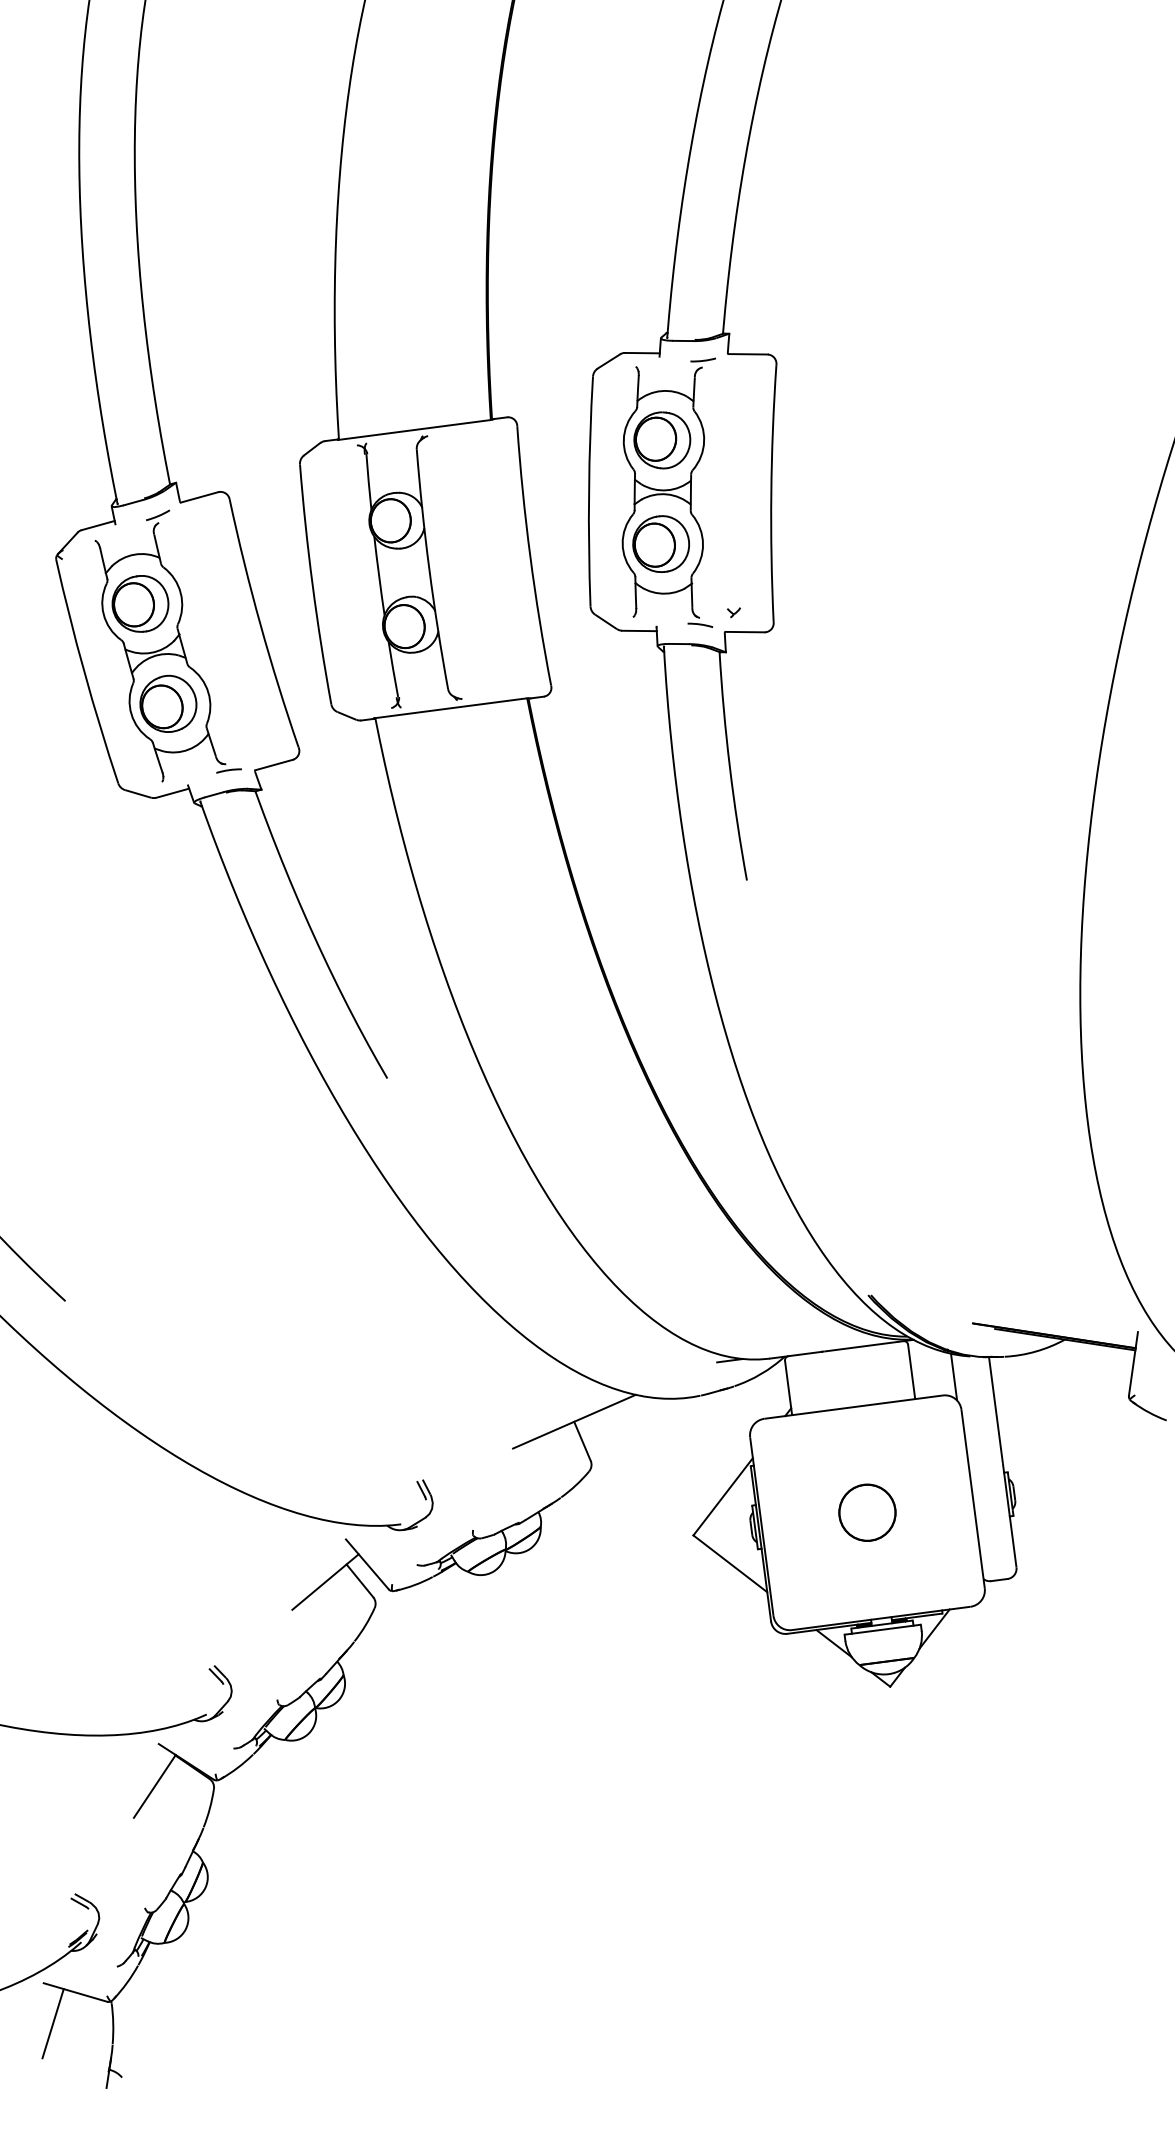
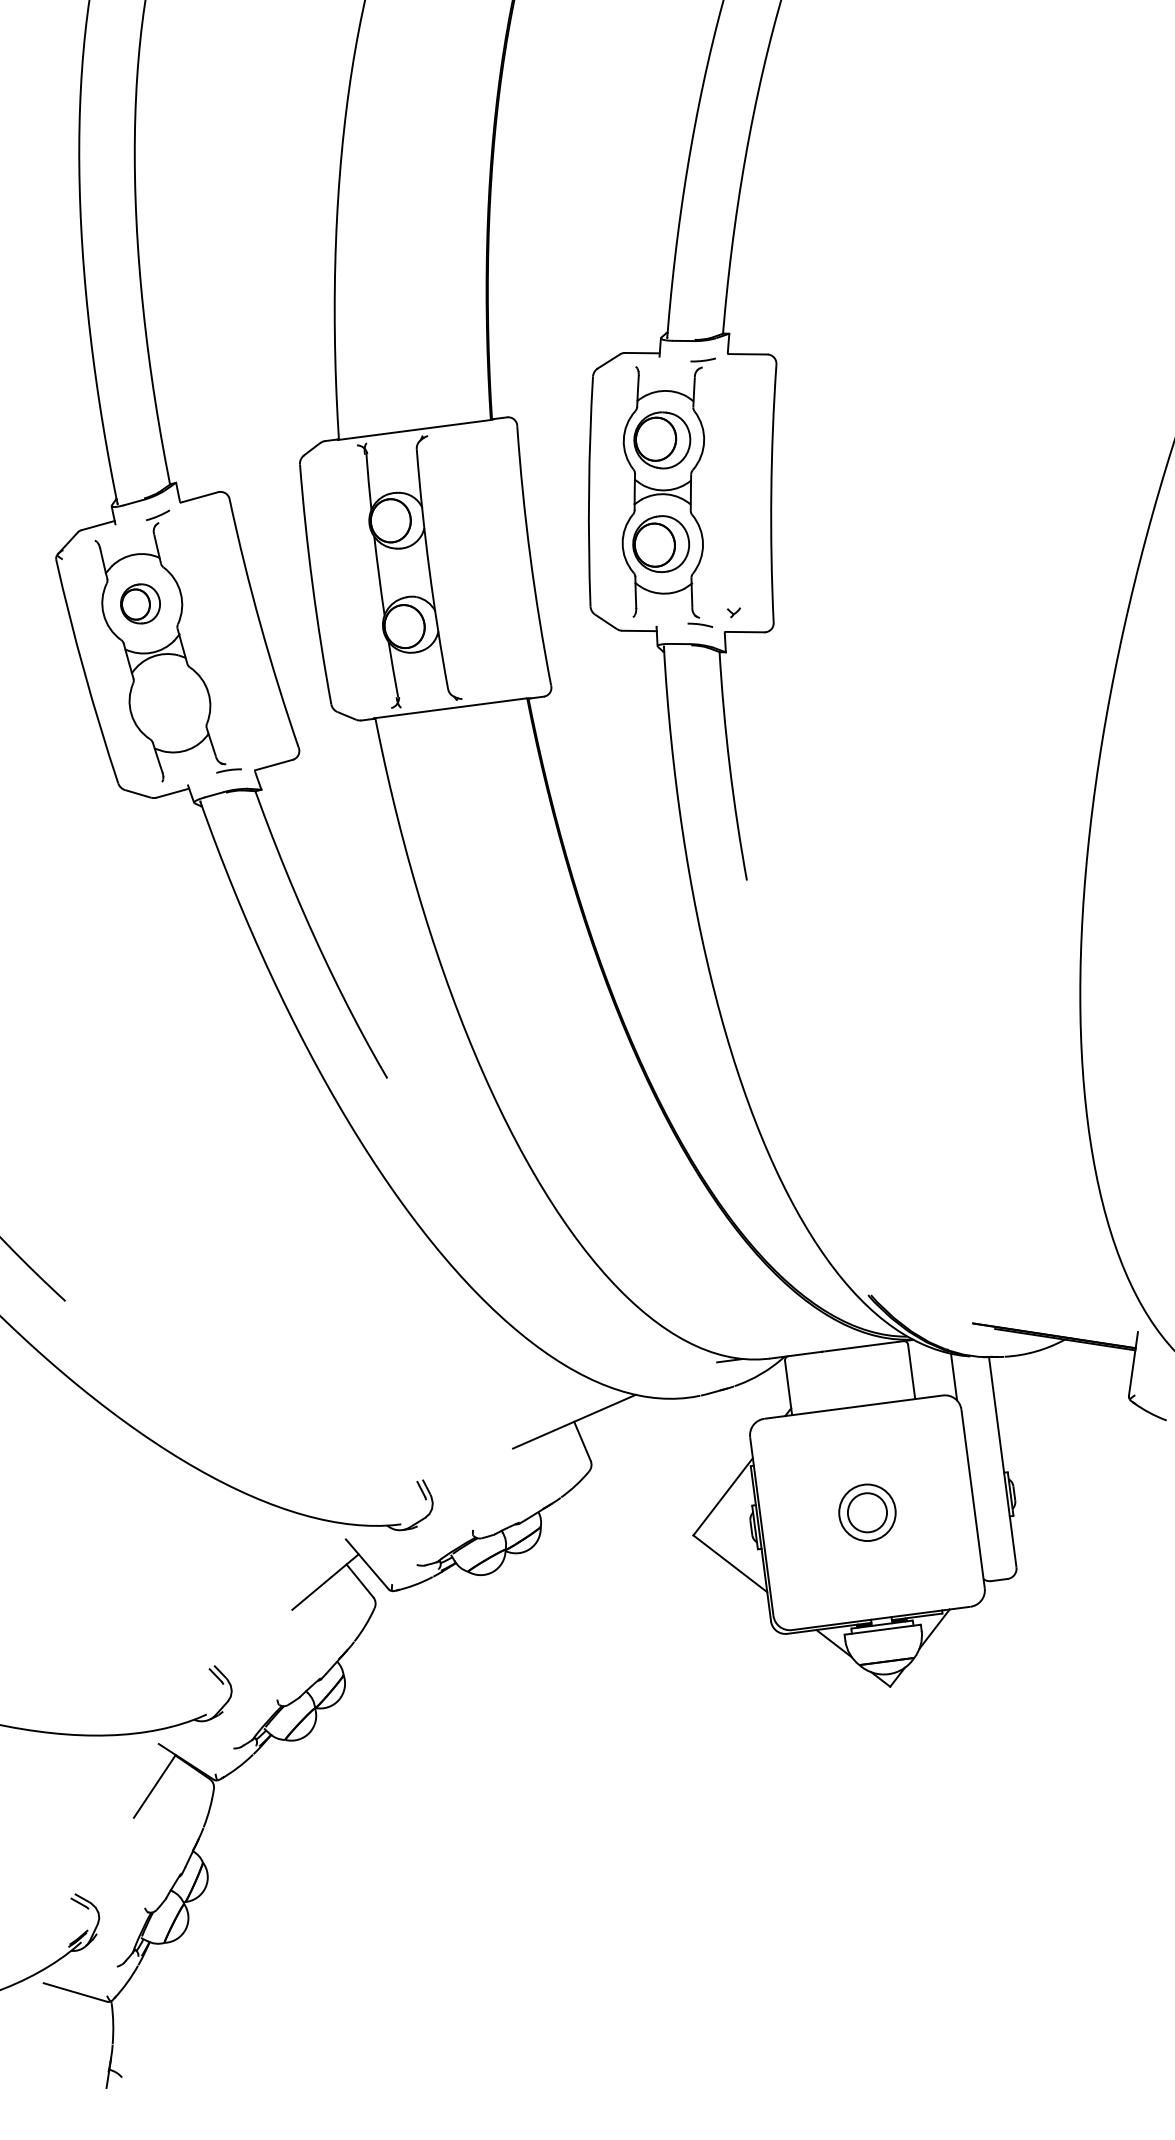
part size: 59x58 px -> 41x42 px (140, 603)
part: present -> none (168, 703)
circle diameter: 56 px -> 39 px (867, 1512)
line: present -> none (52, 2023)
